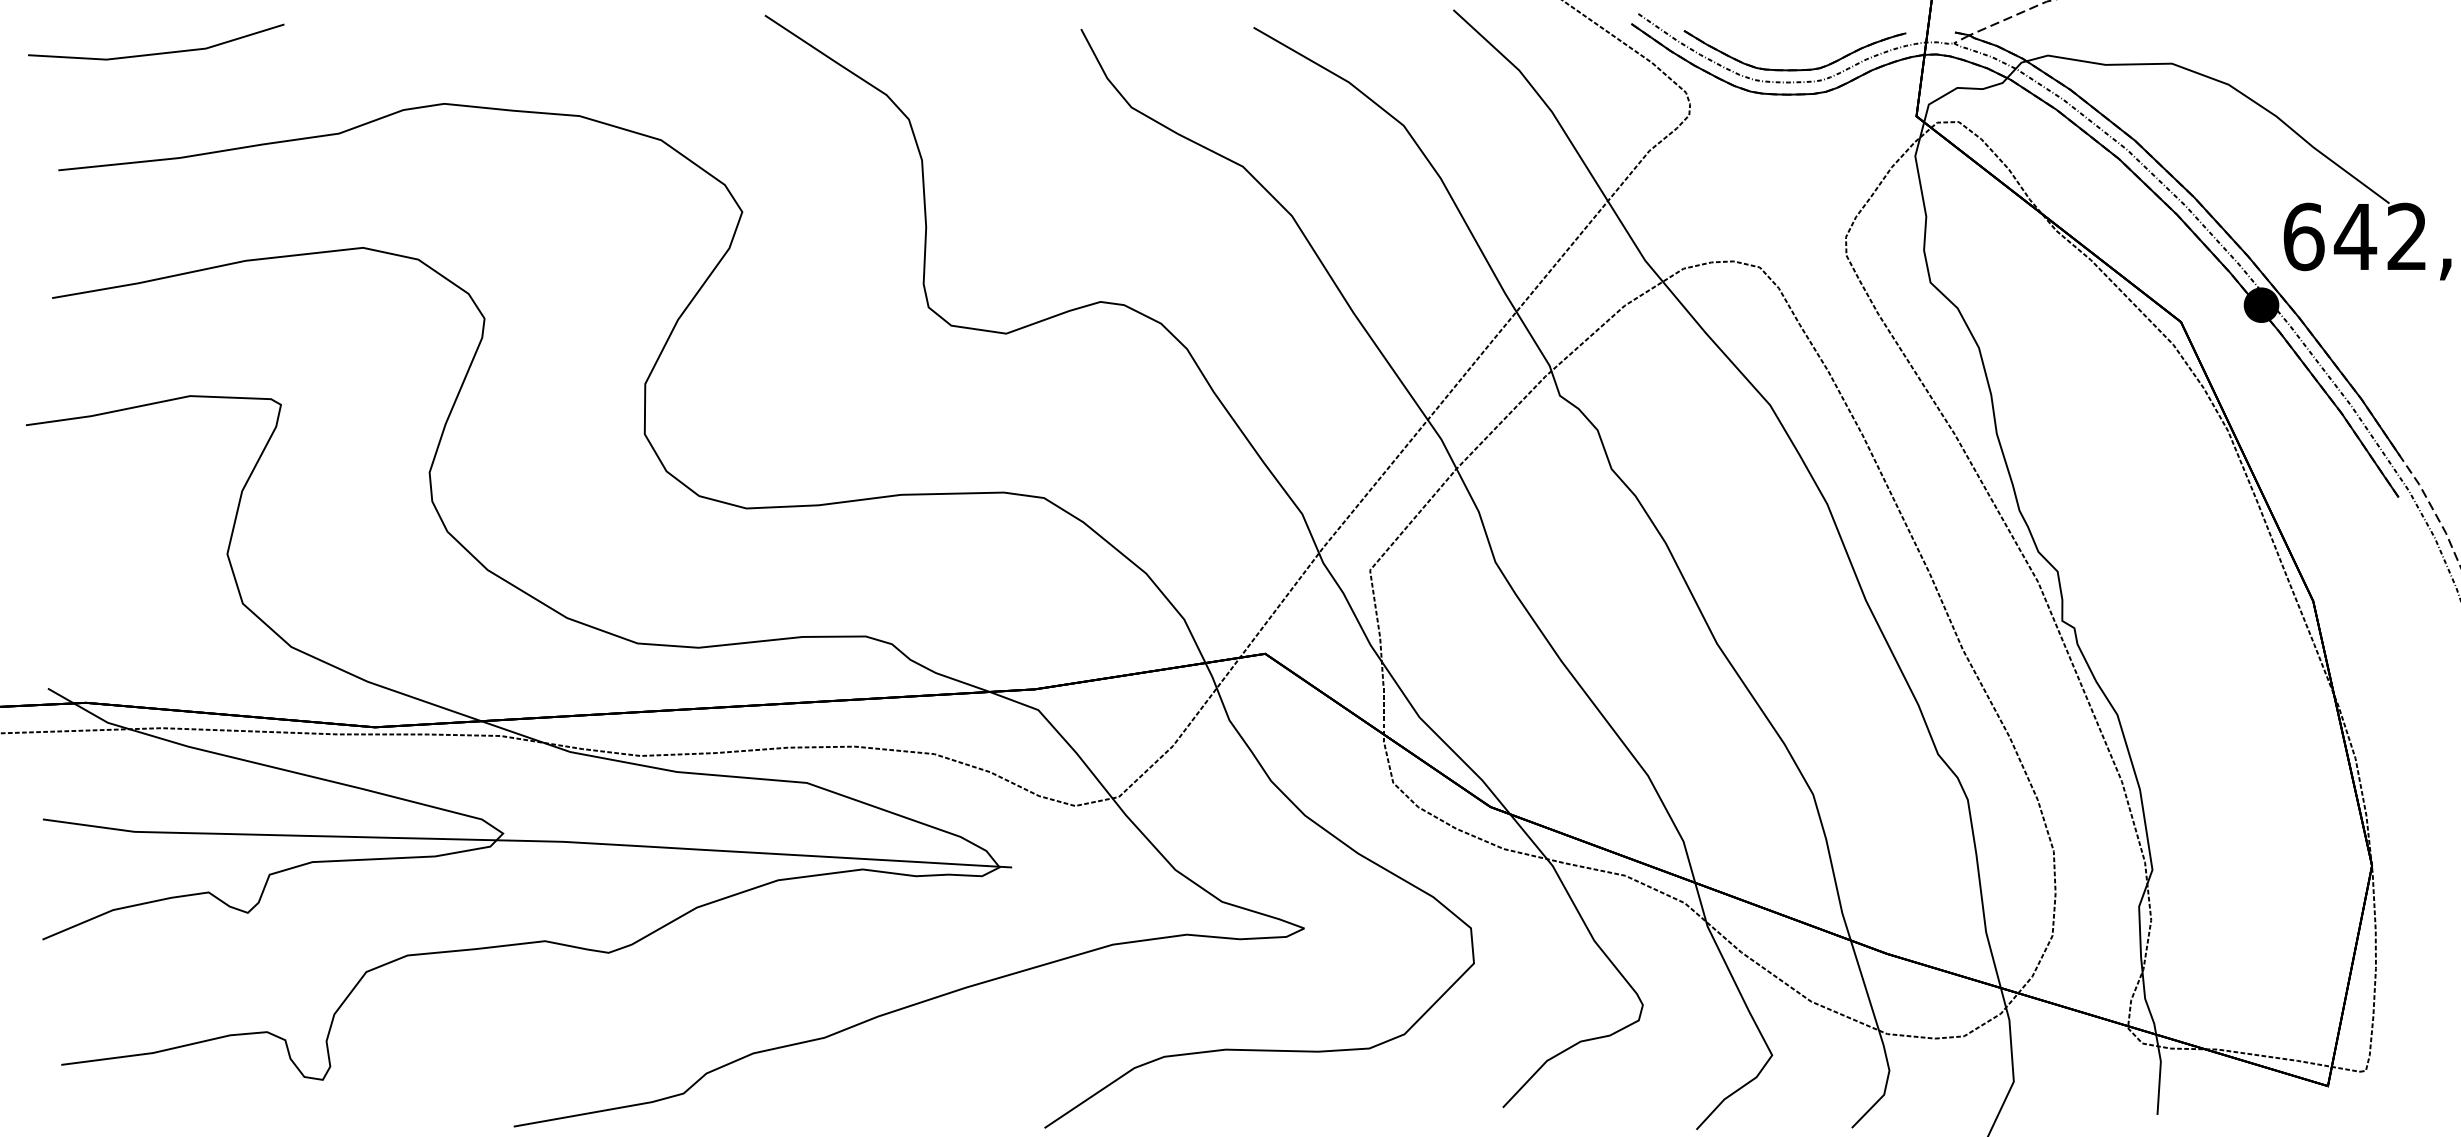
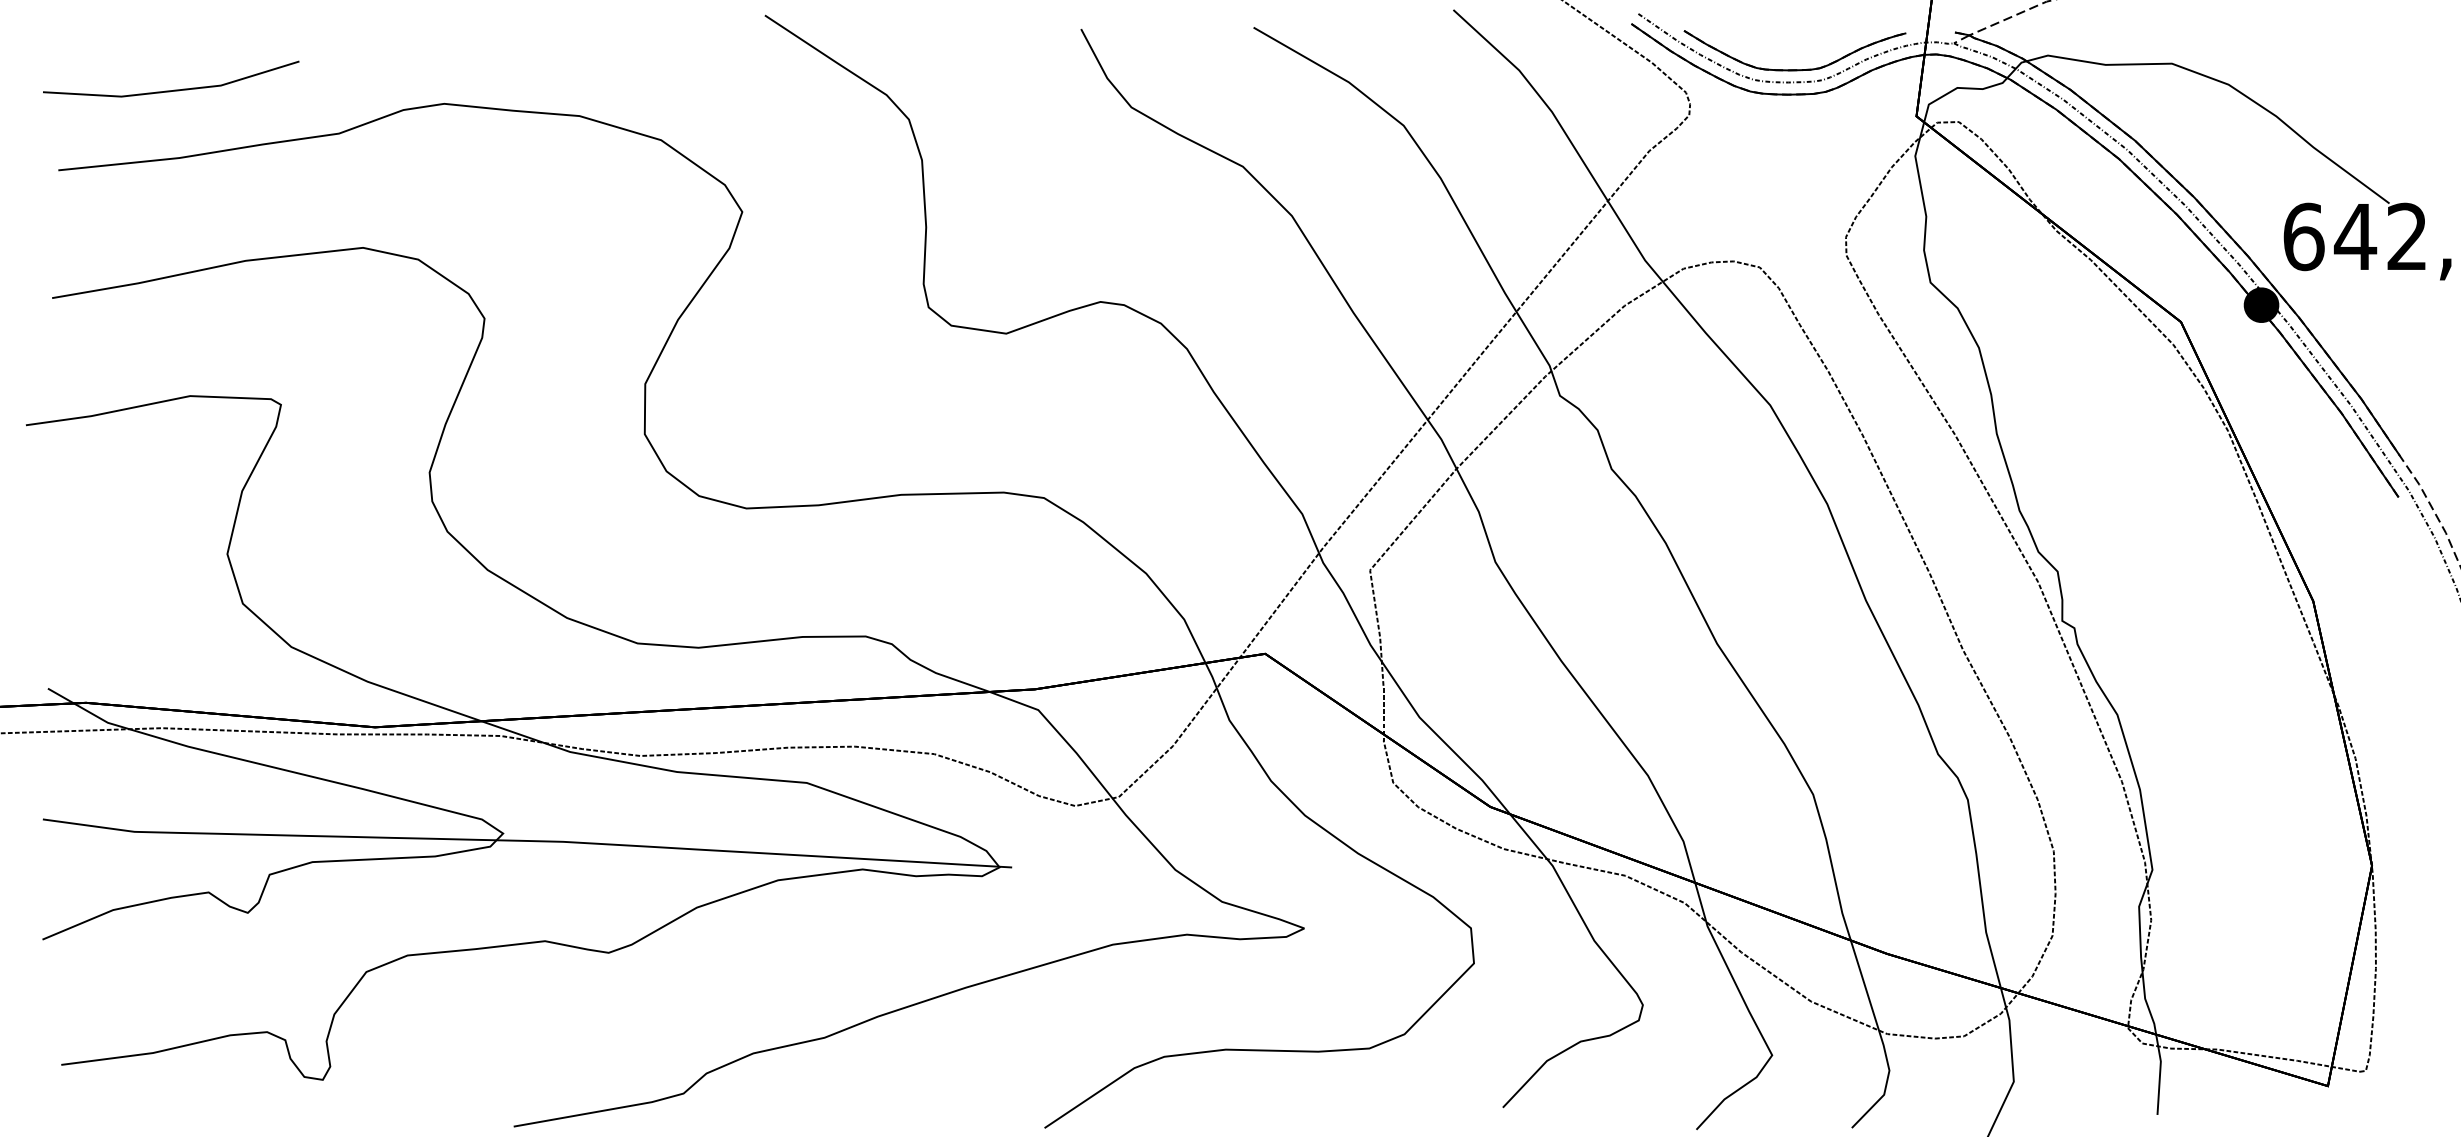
line position: (159, 52) -> (174, 89) (174, 89)
